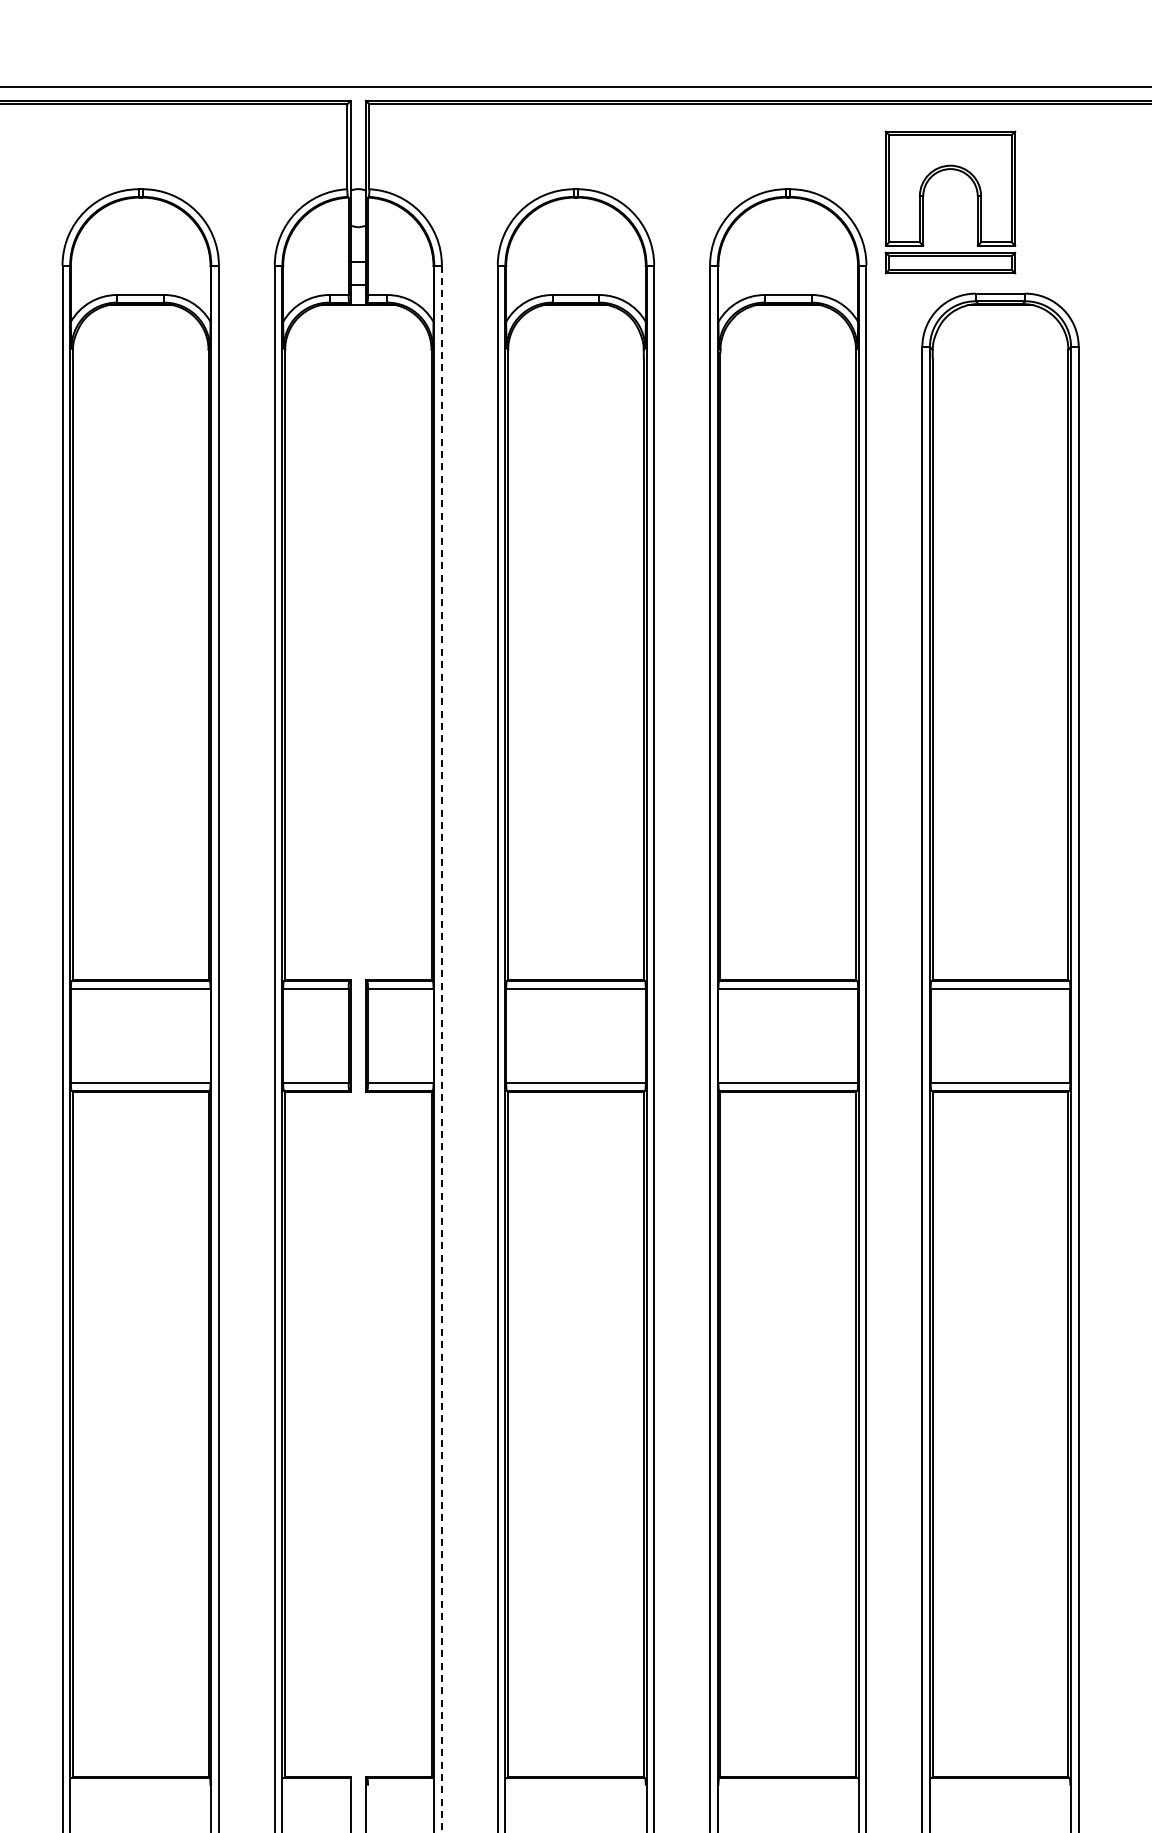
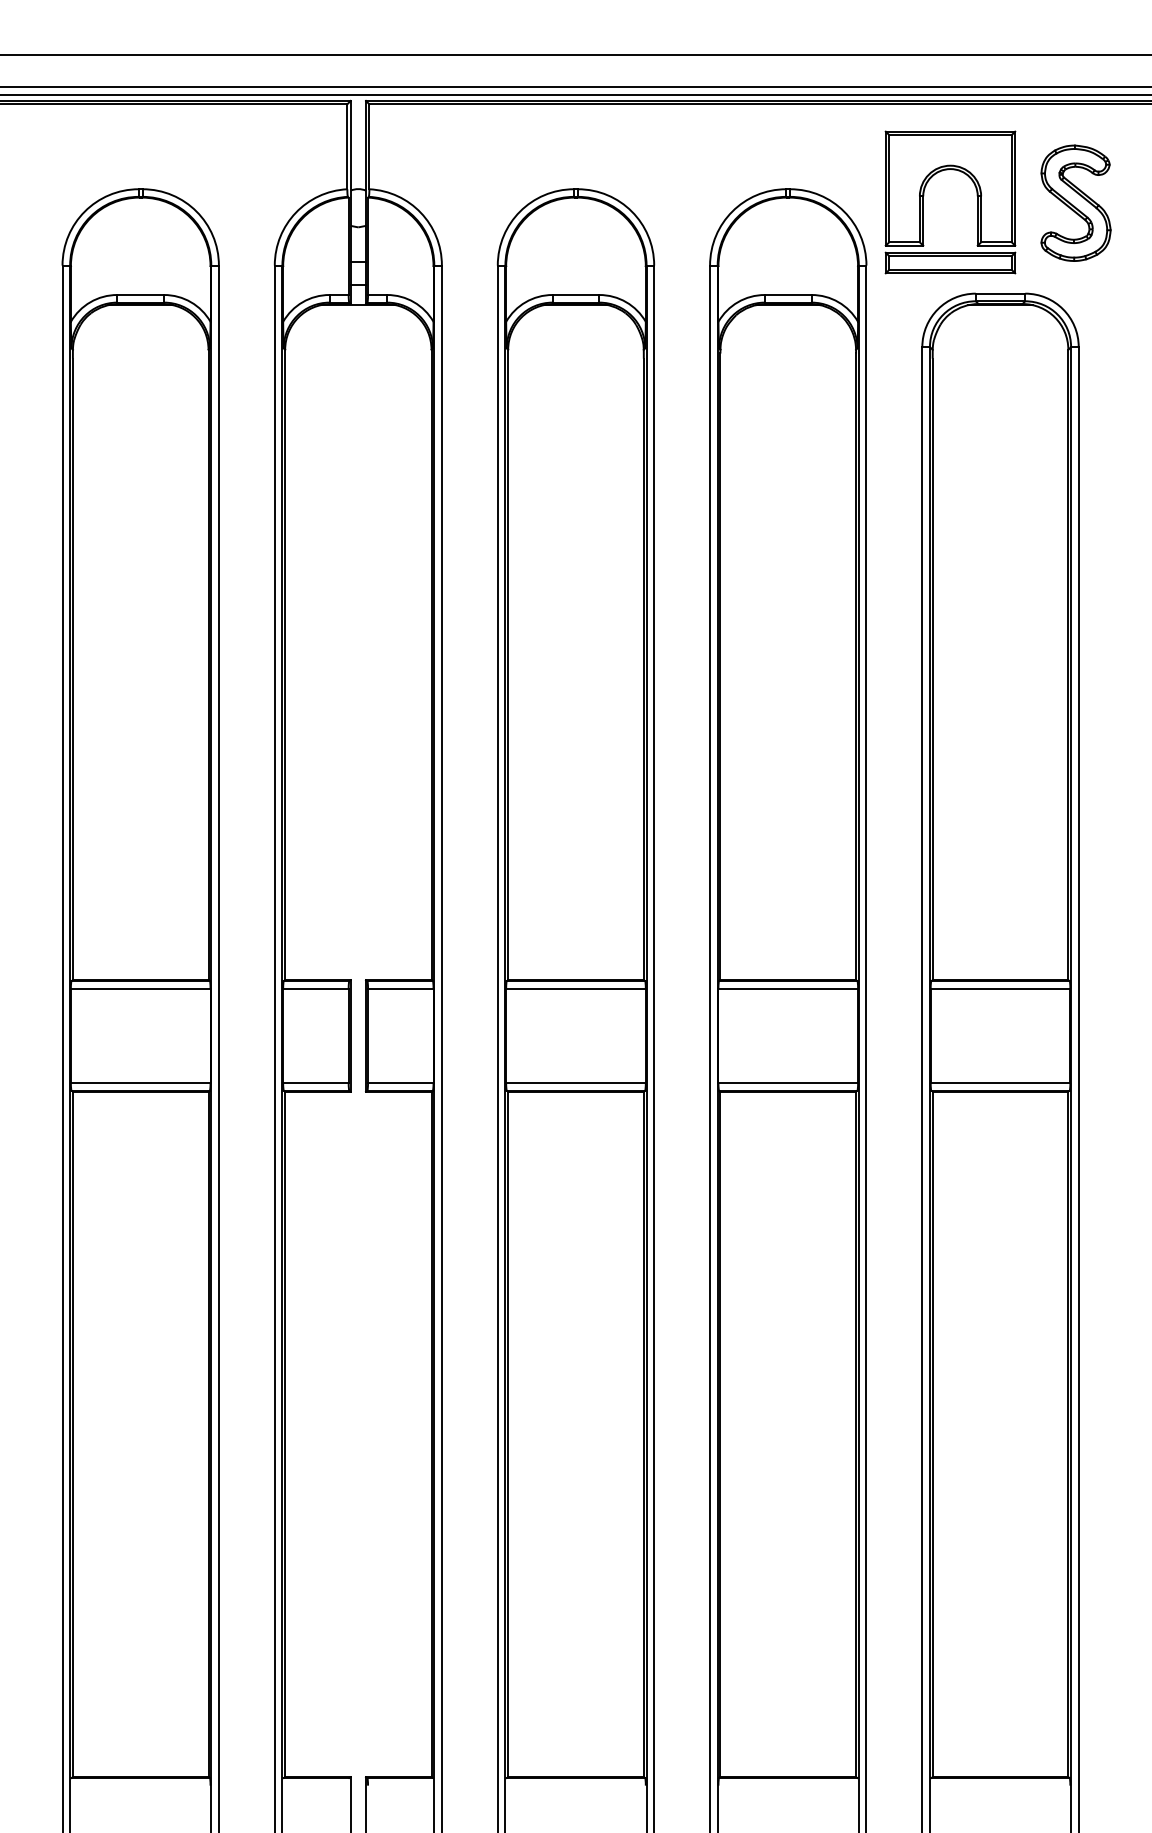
line: none -> present (575, 54)
line: none -> present (575, 94)
part: none -> present (1075, 202)
line: dashed -> solid (441, 1049)
